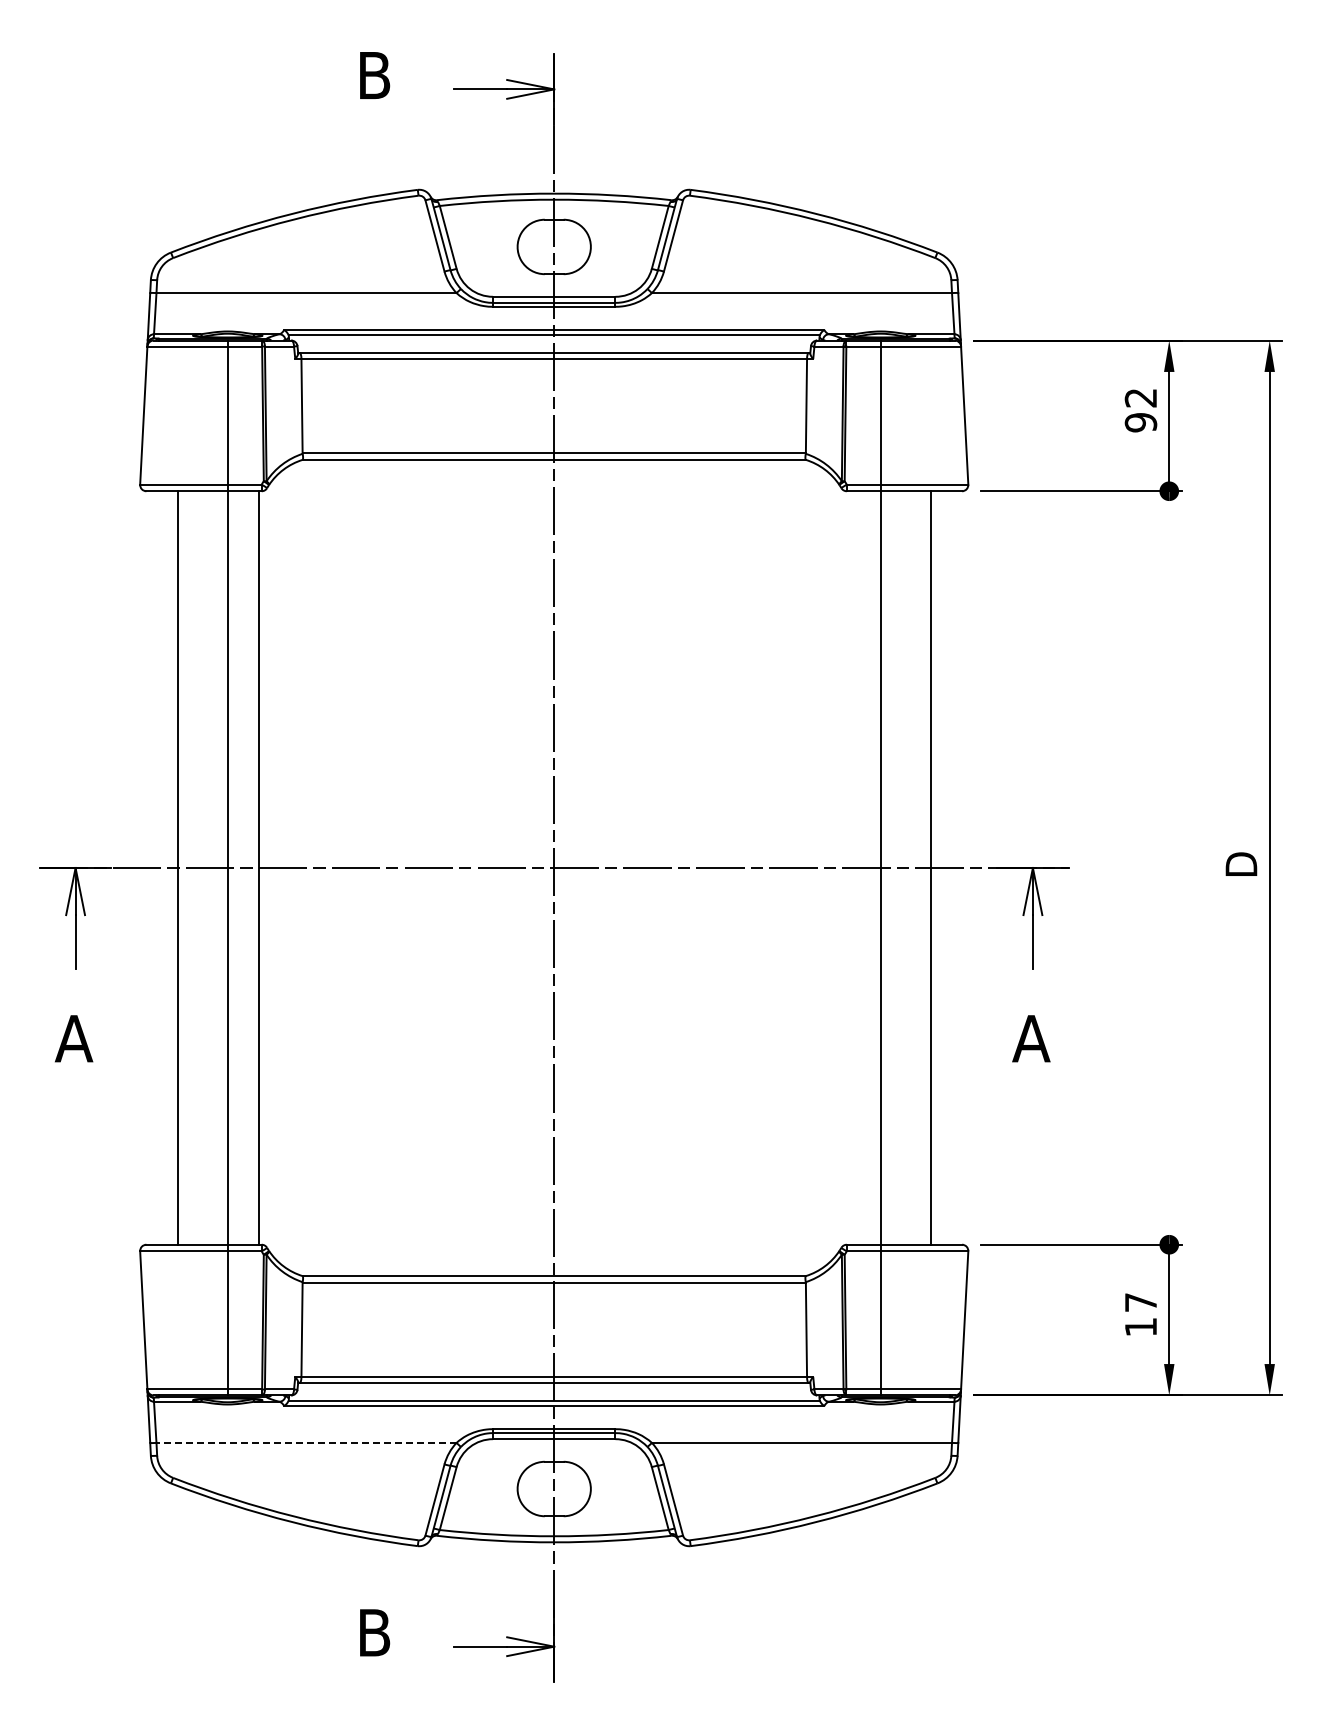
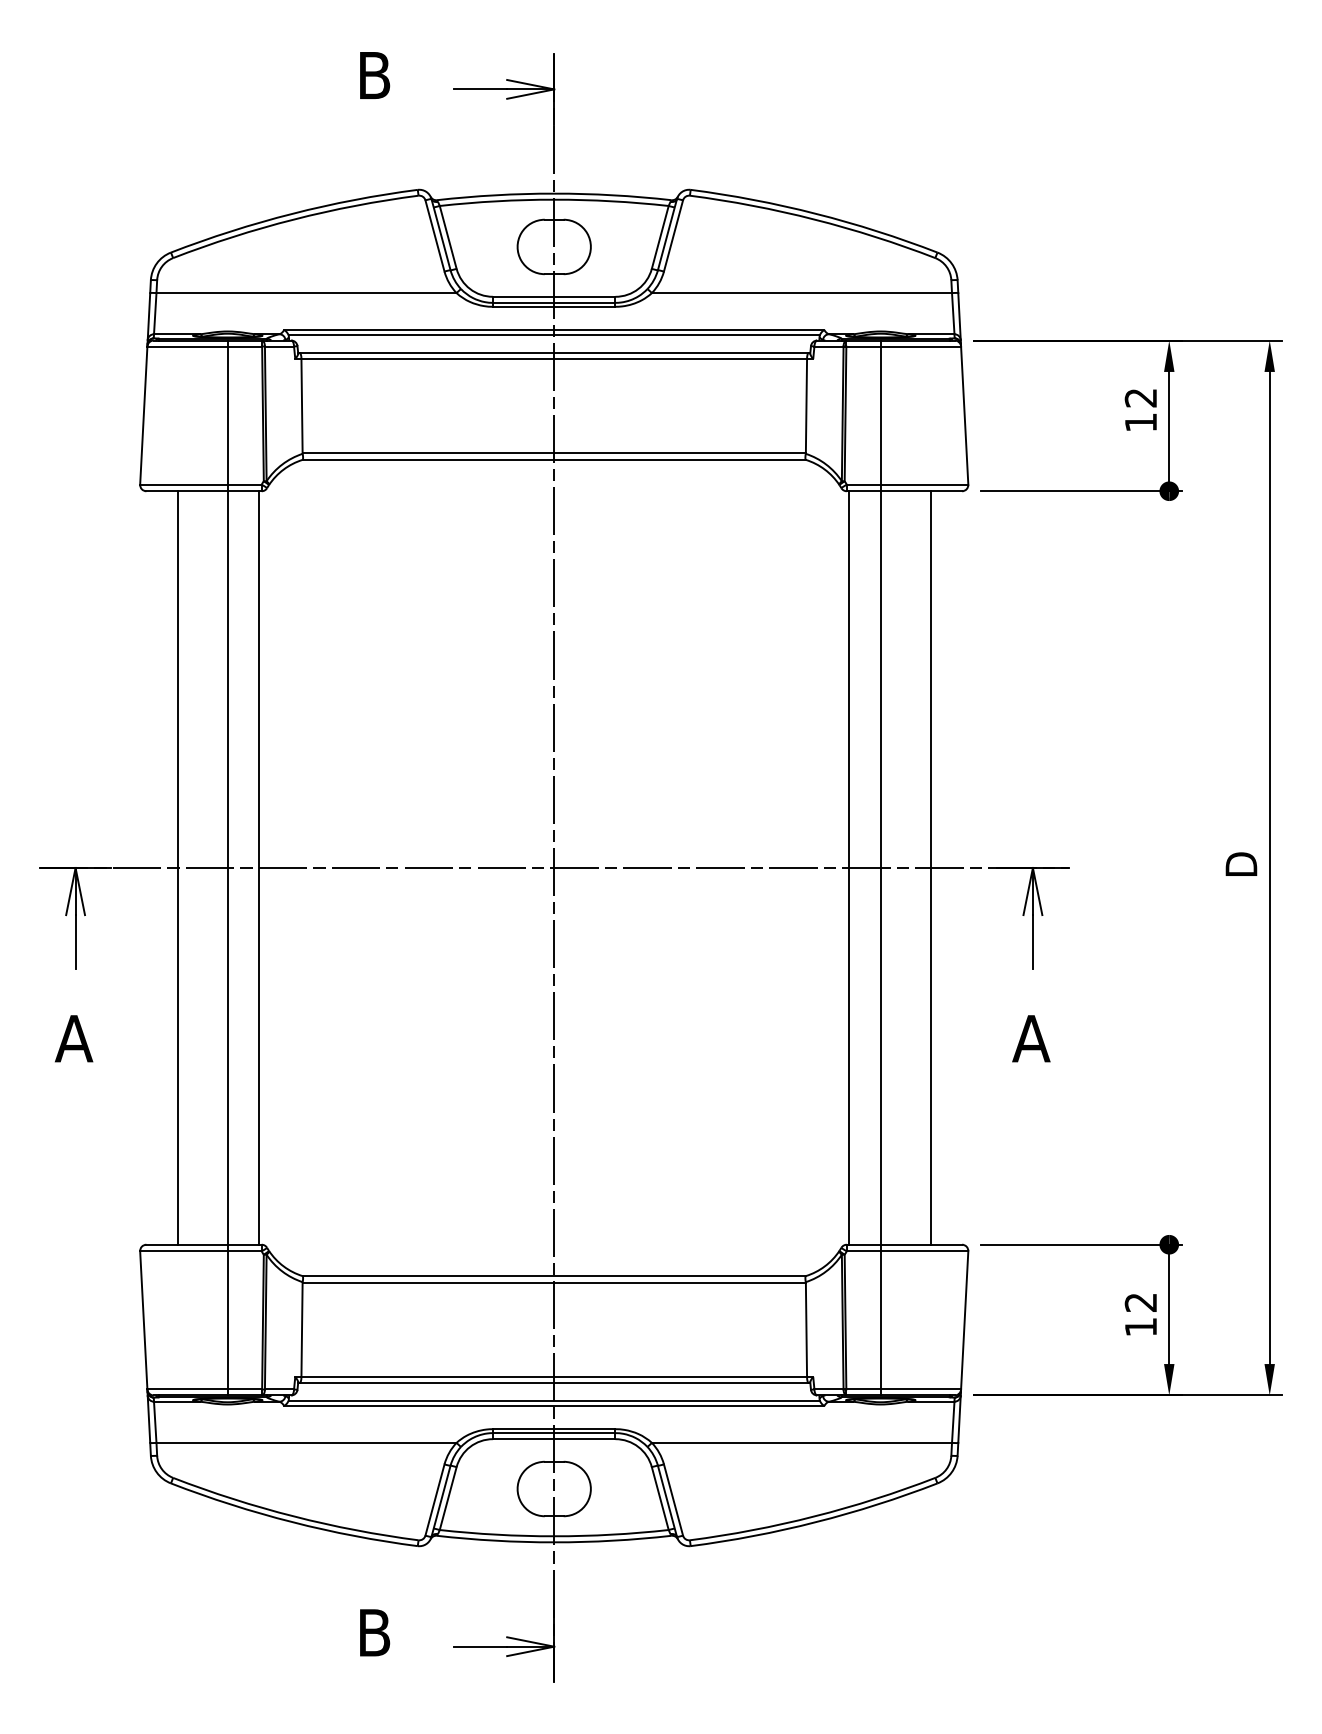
text: 92 -> 12 (1140, 422)
line: none -> present (849, 867)
text: 17 -> 12 (1140, 1302)
line: dashed -> solid (306, 1442)
